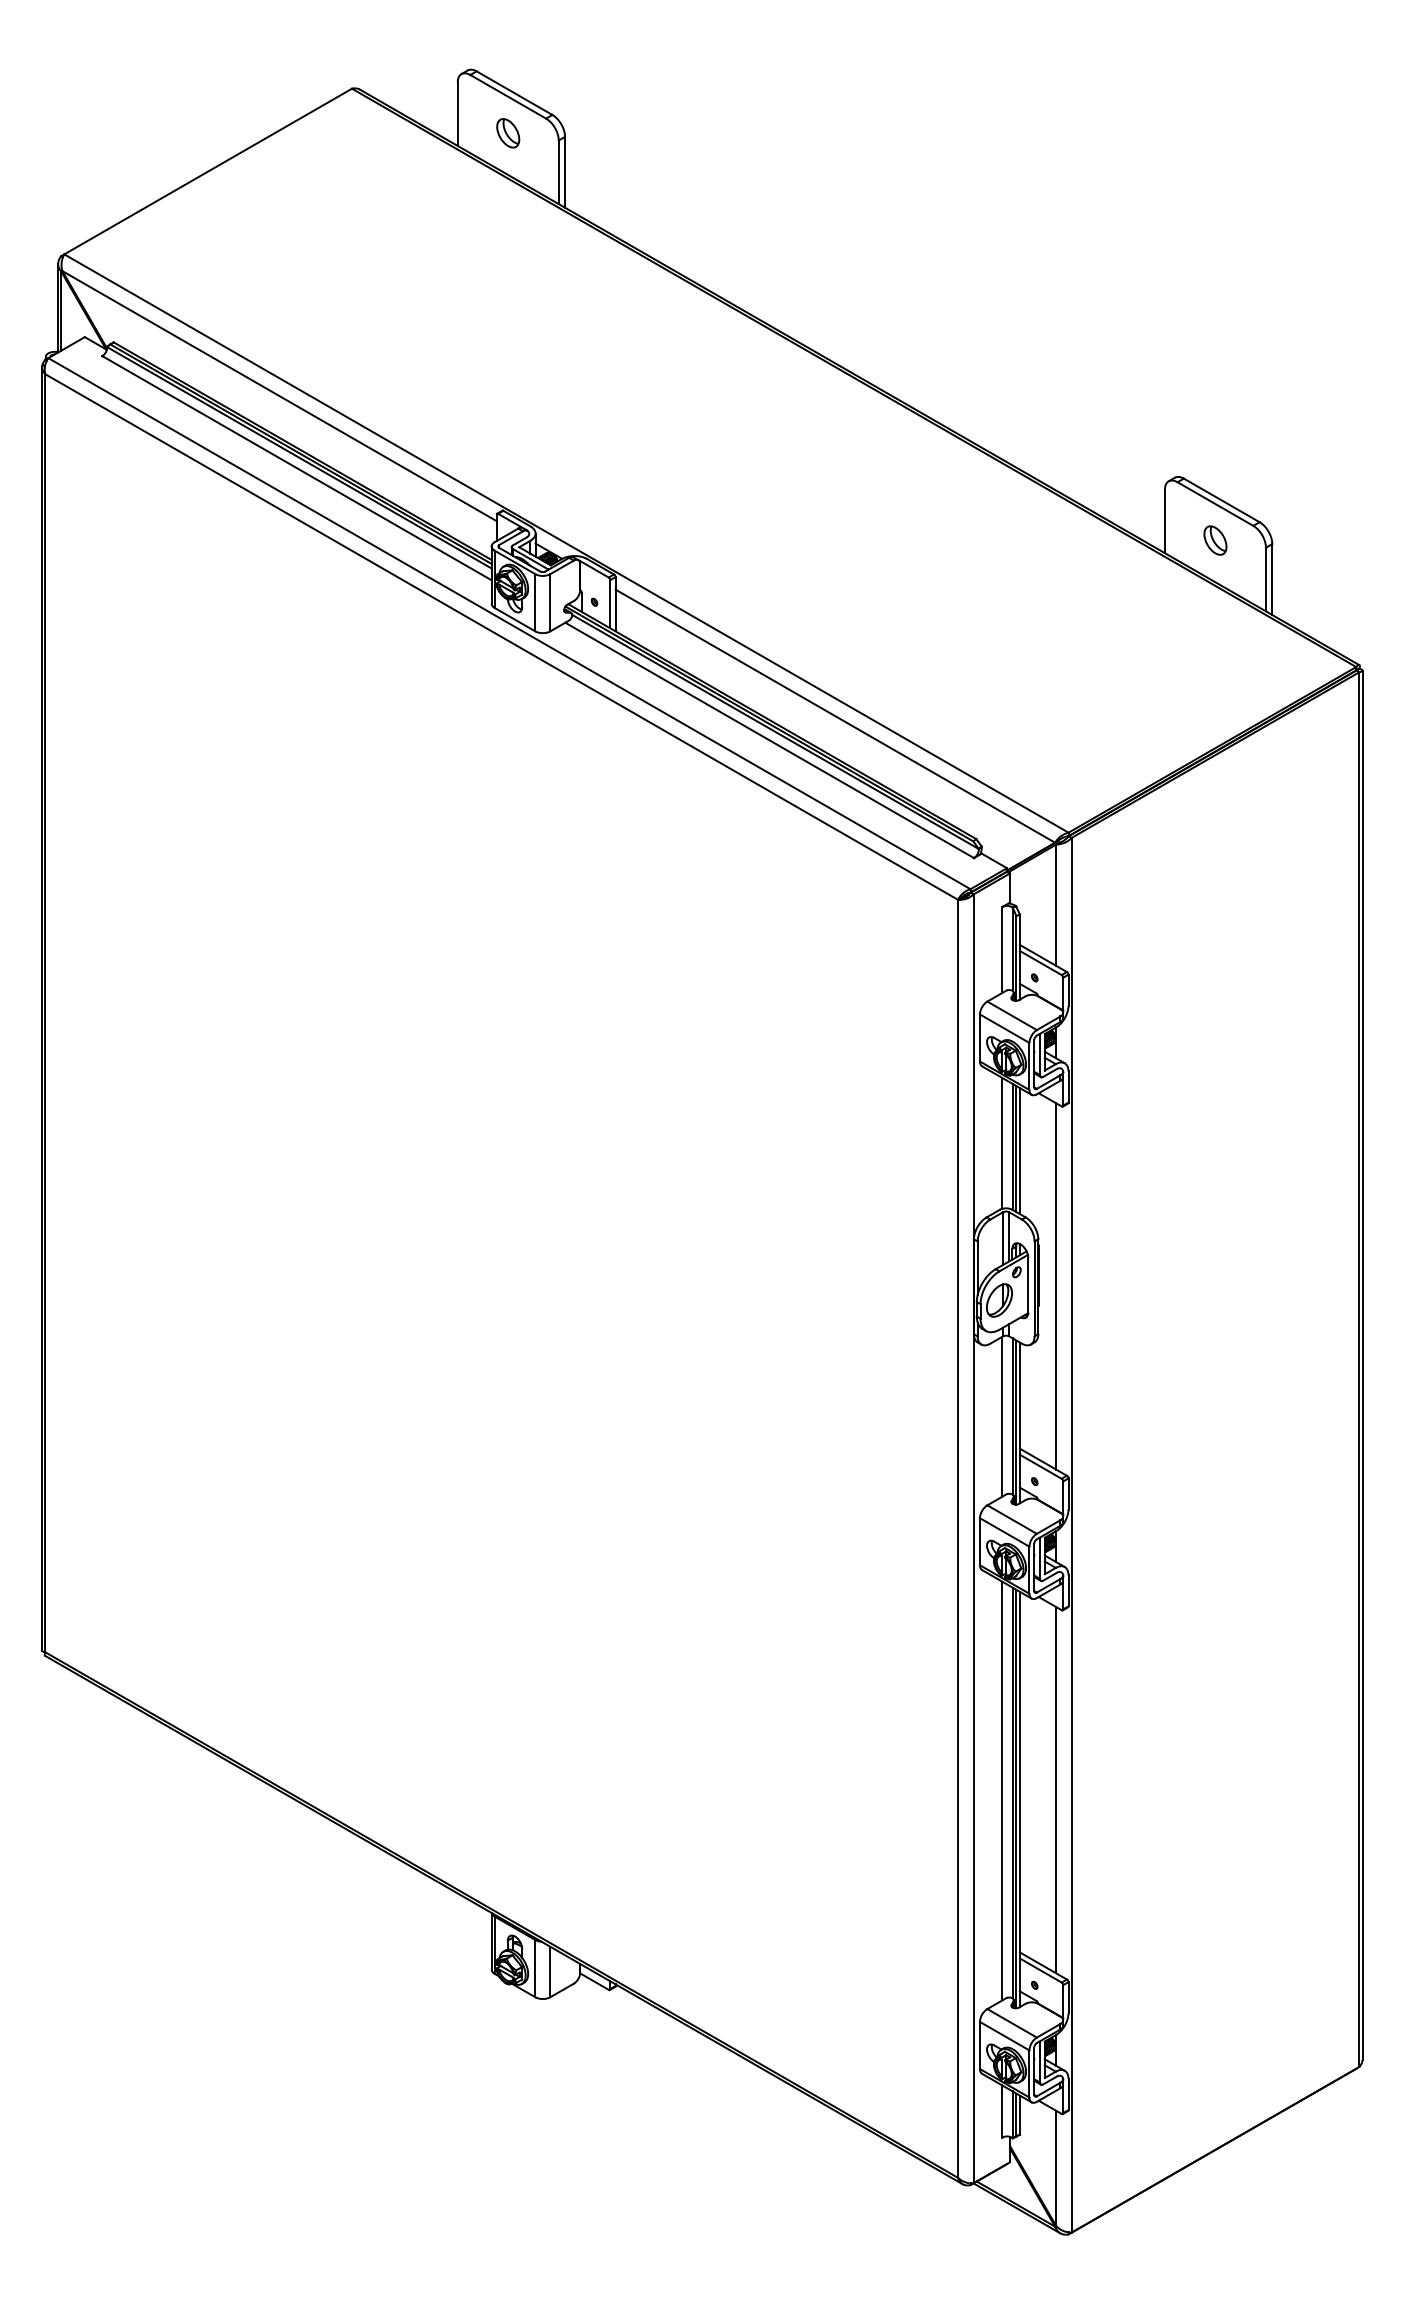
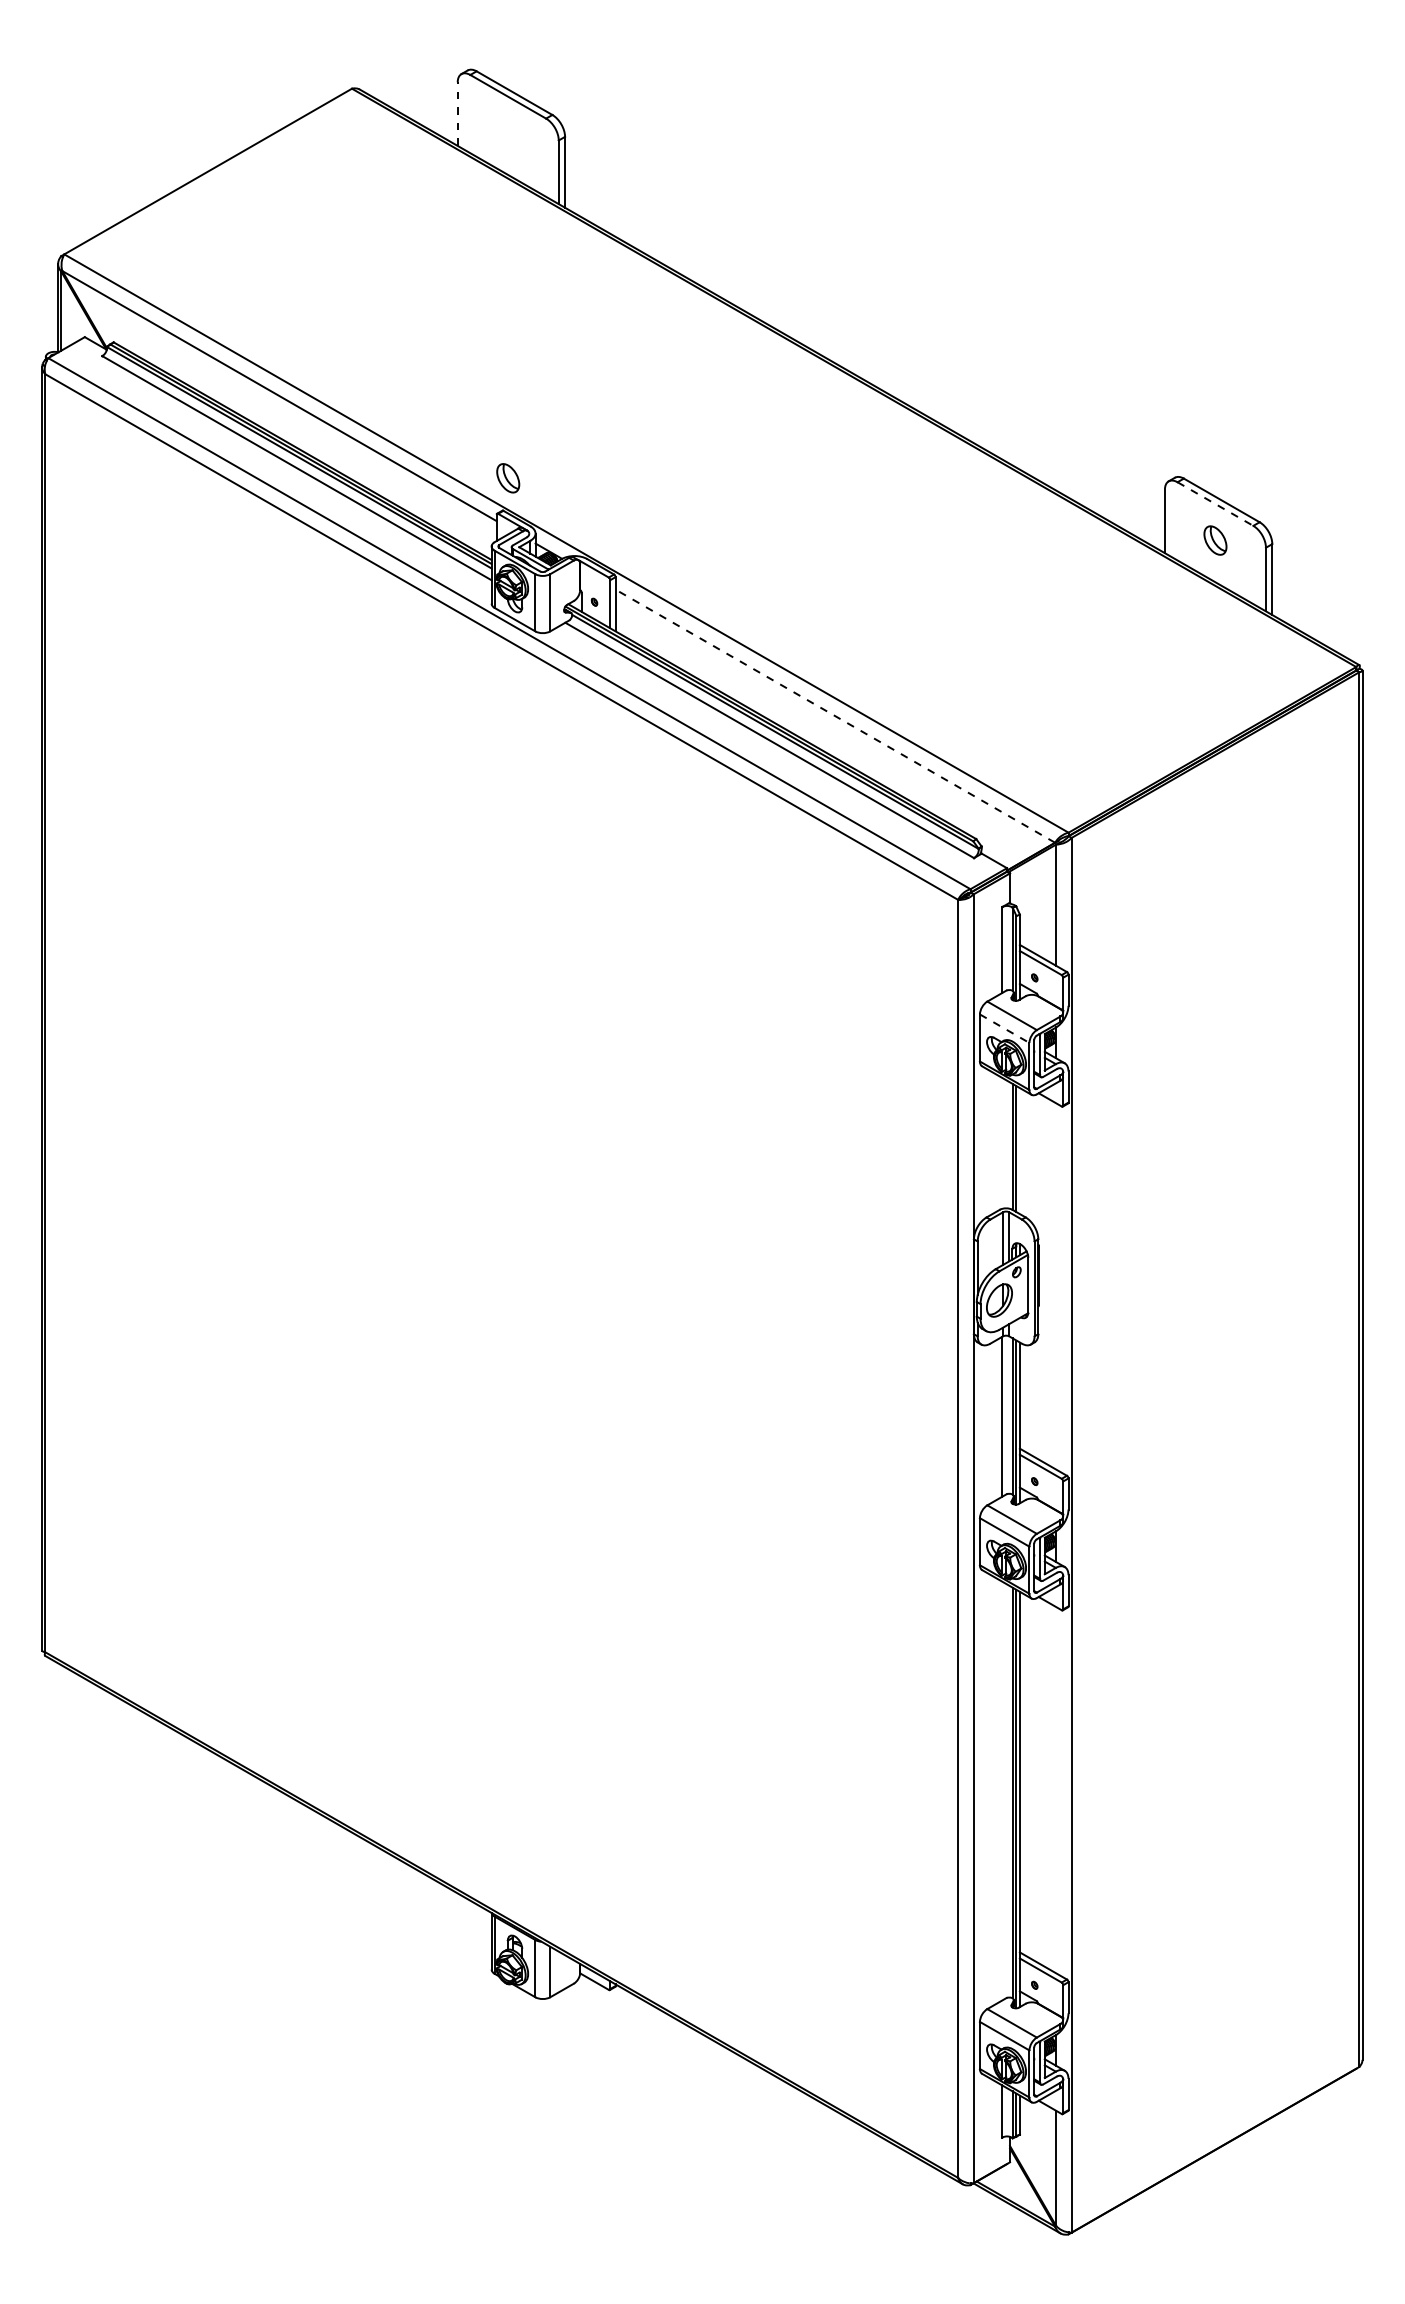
line: solid -> dashed (457, 114)
part position: (508, 133) -> (508, 478) (508, 478)
line: solid -> dashed (1215, 504)
line: solid -> dashed (835, 716)
line: solid -> dashed (1004, 1028)
line: present -> none (1002, 1142)
line: present -> none (1019, 1151)
line: present -> none (1056, 1286)
line: present -> none (1002, 1790)
line: present -> none (1056, 1790)
